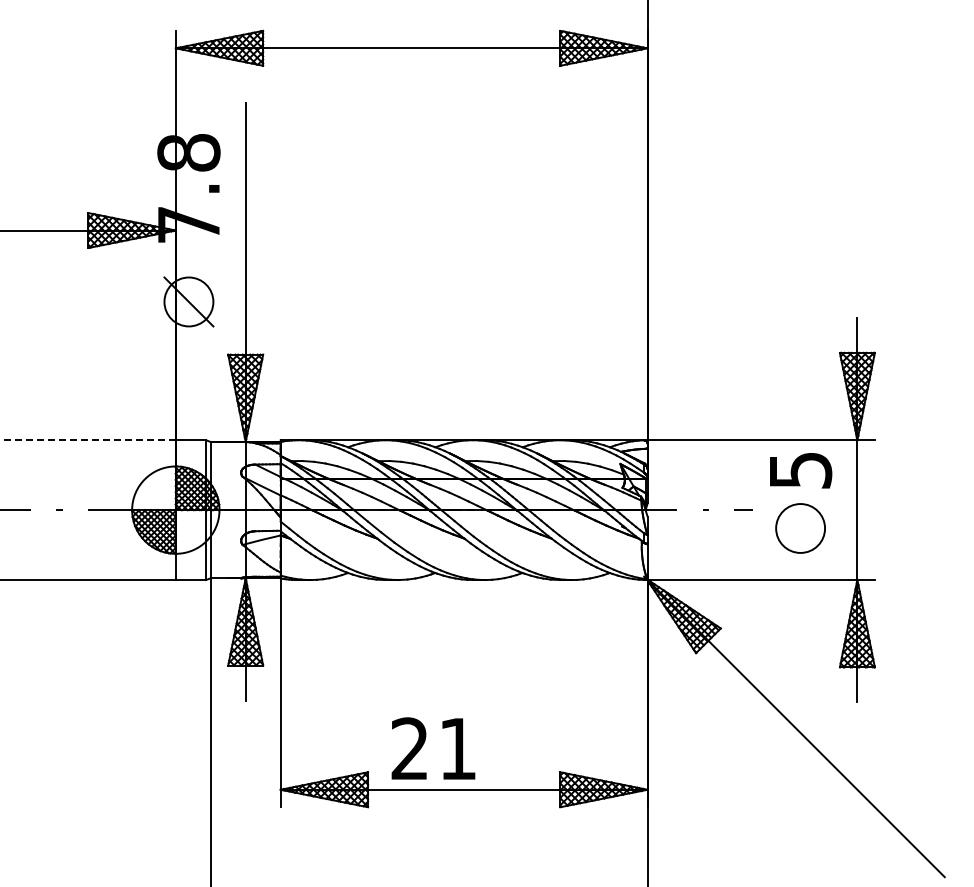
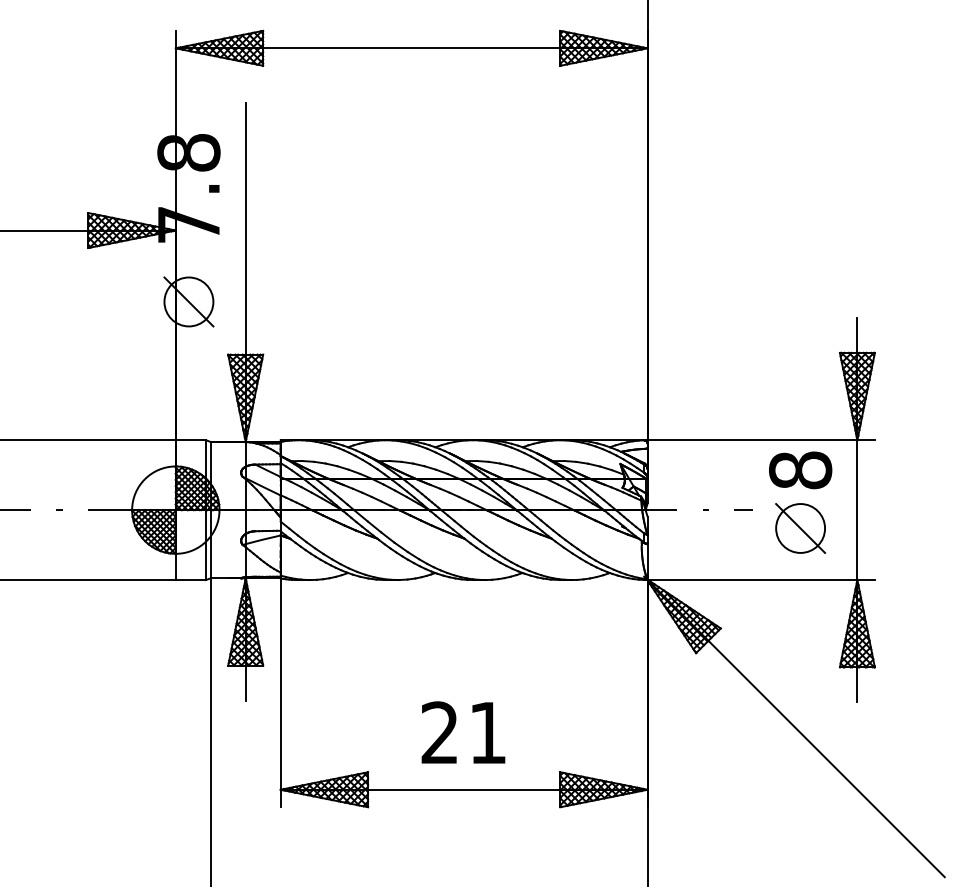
line: dashed -> solid (87, 440)
text: 5 -> 8 (800, 470)
line: none -> present (800, 528)
text position: (433, 748) -> (463, 732) (463, 732)
